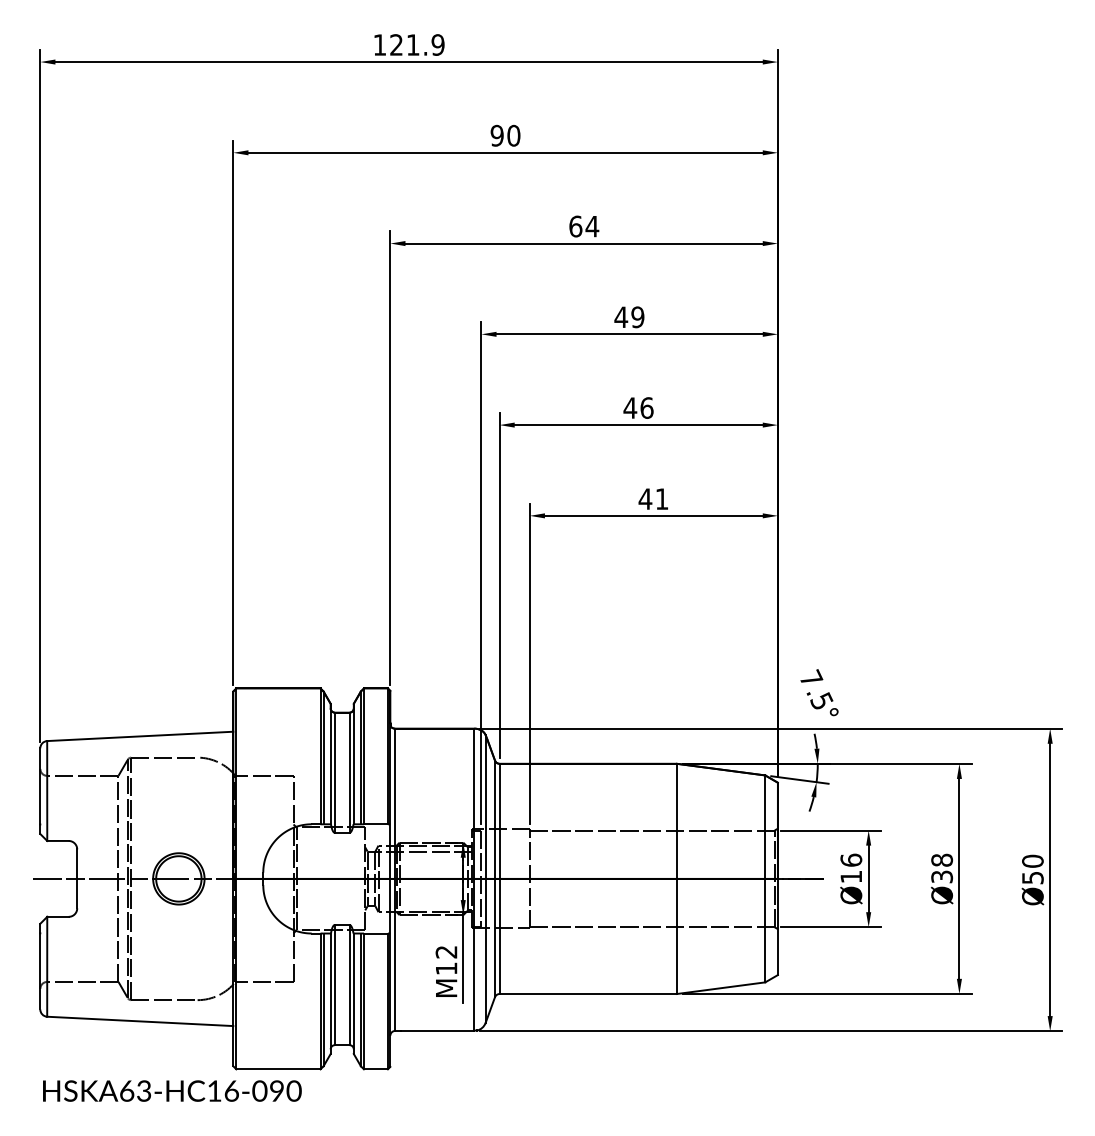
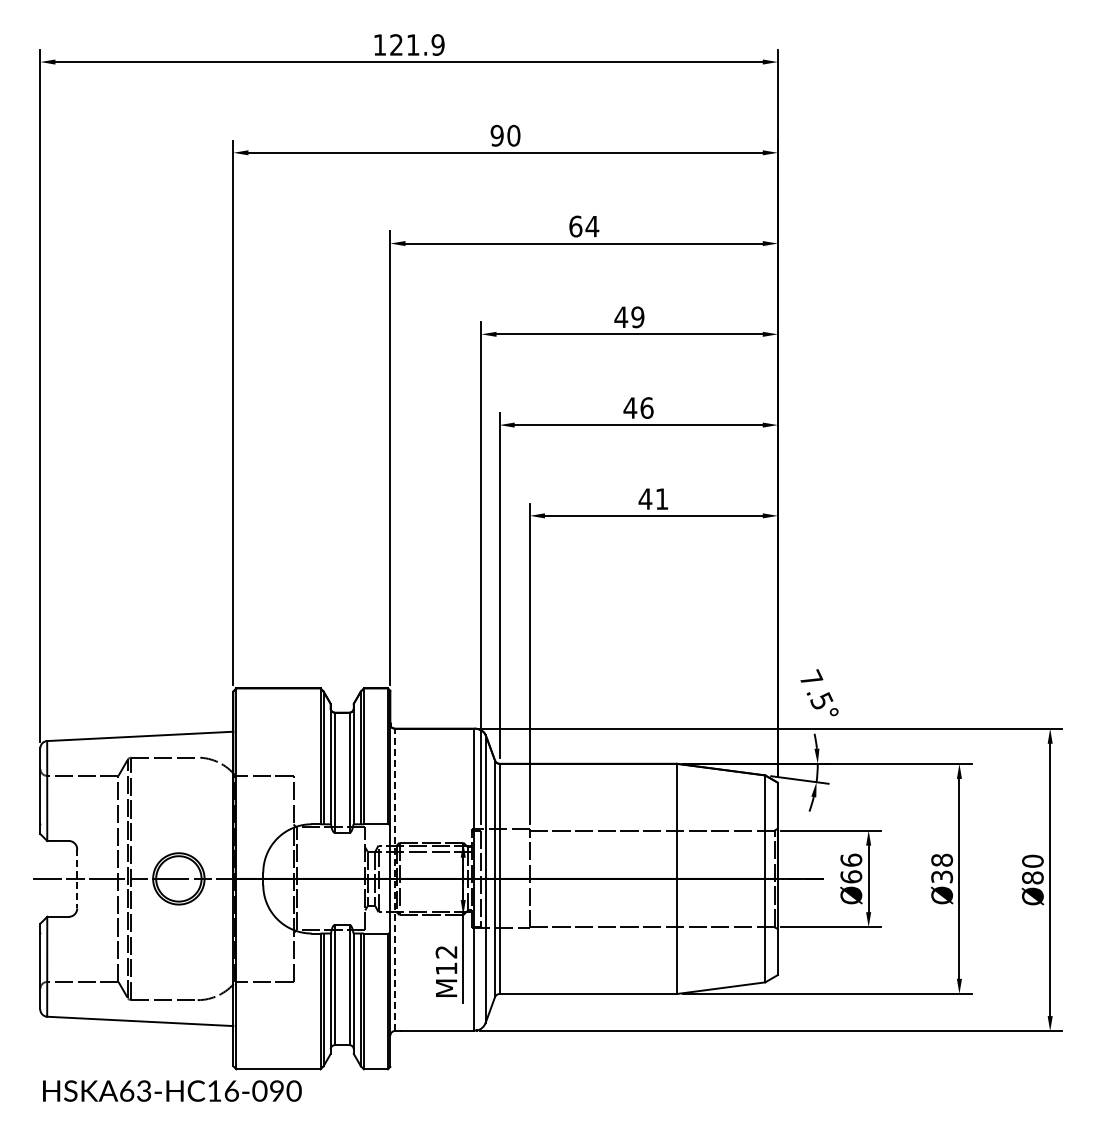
text: Ø16 -> Ø66 (851, 876)
text: Ø50 -> Ø80 (1032, 877)
line: solid -> dashed (77, 879)
line: solid -> dashed (395, 879)
